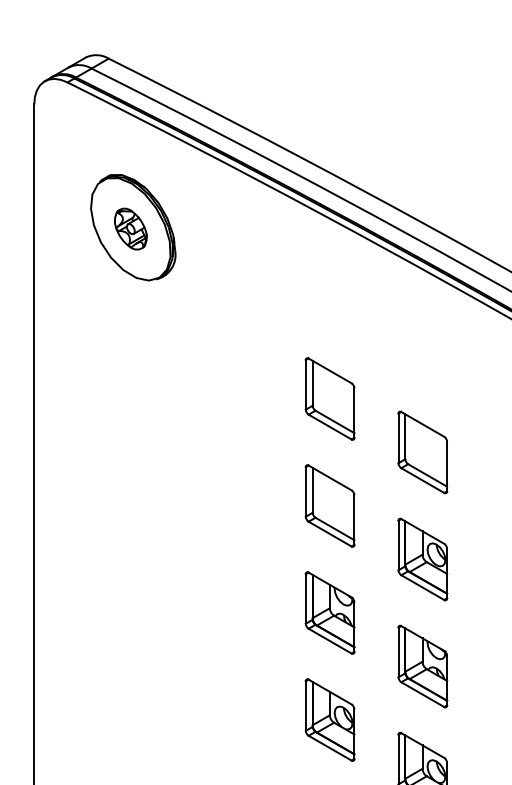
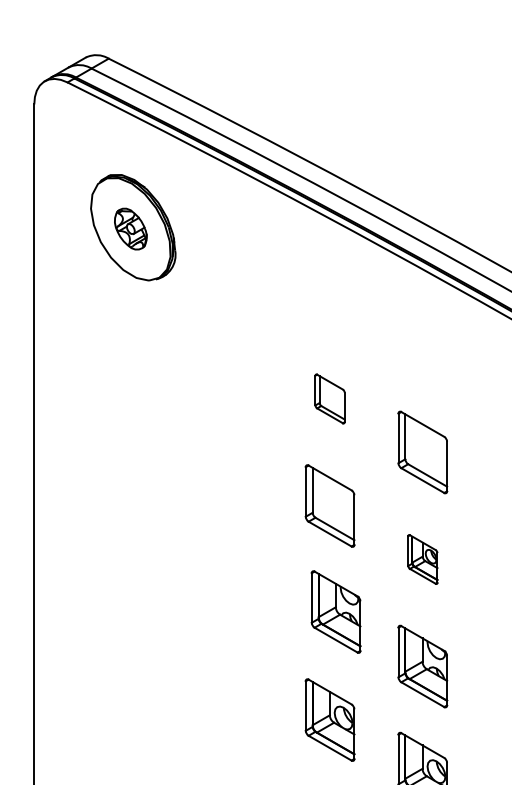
part size: 52x84 px -> 32x52 px (329, 398)
part size: 52x85 px -> 32x51 px (422, 559)
part position: (329, 612) -> (335, 611) (335, 611)
